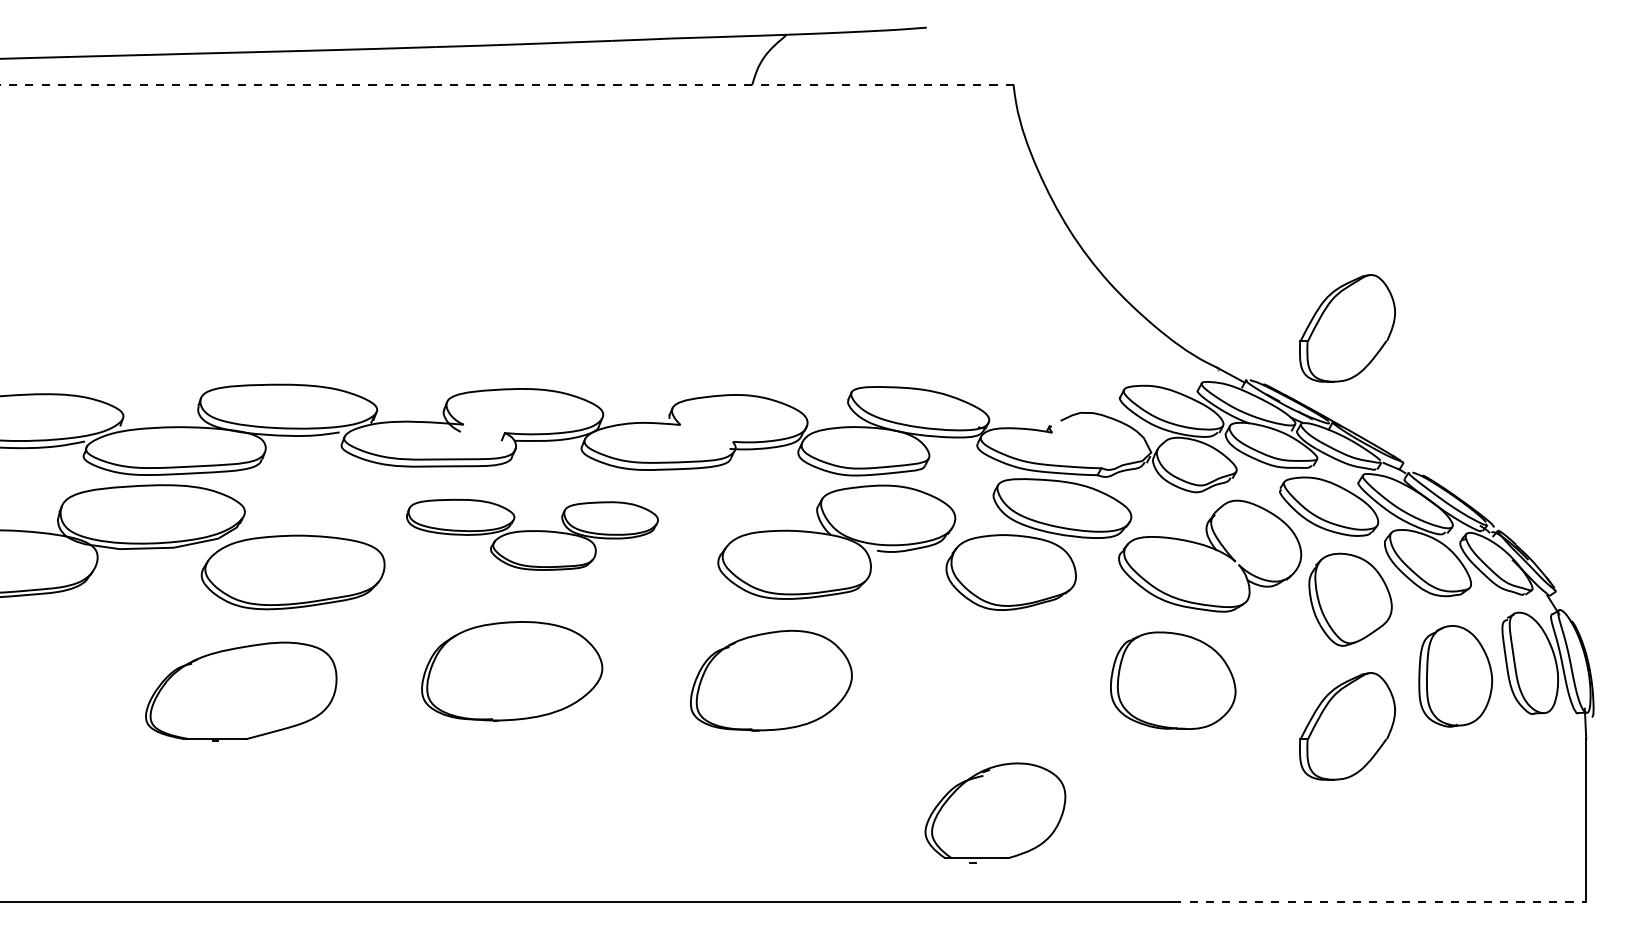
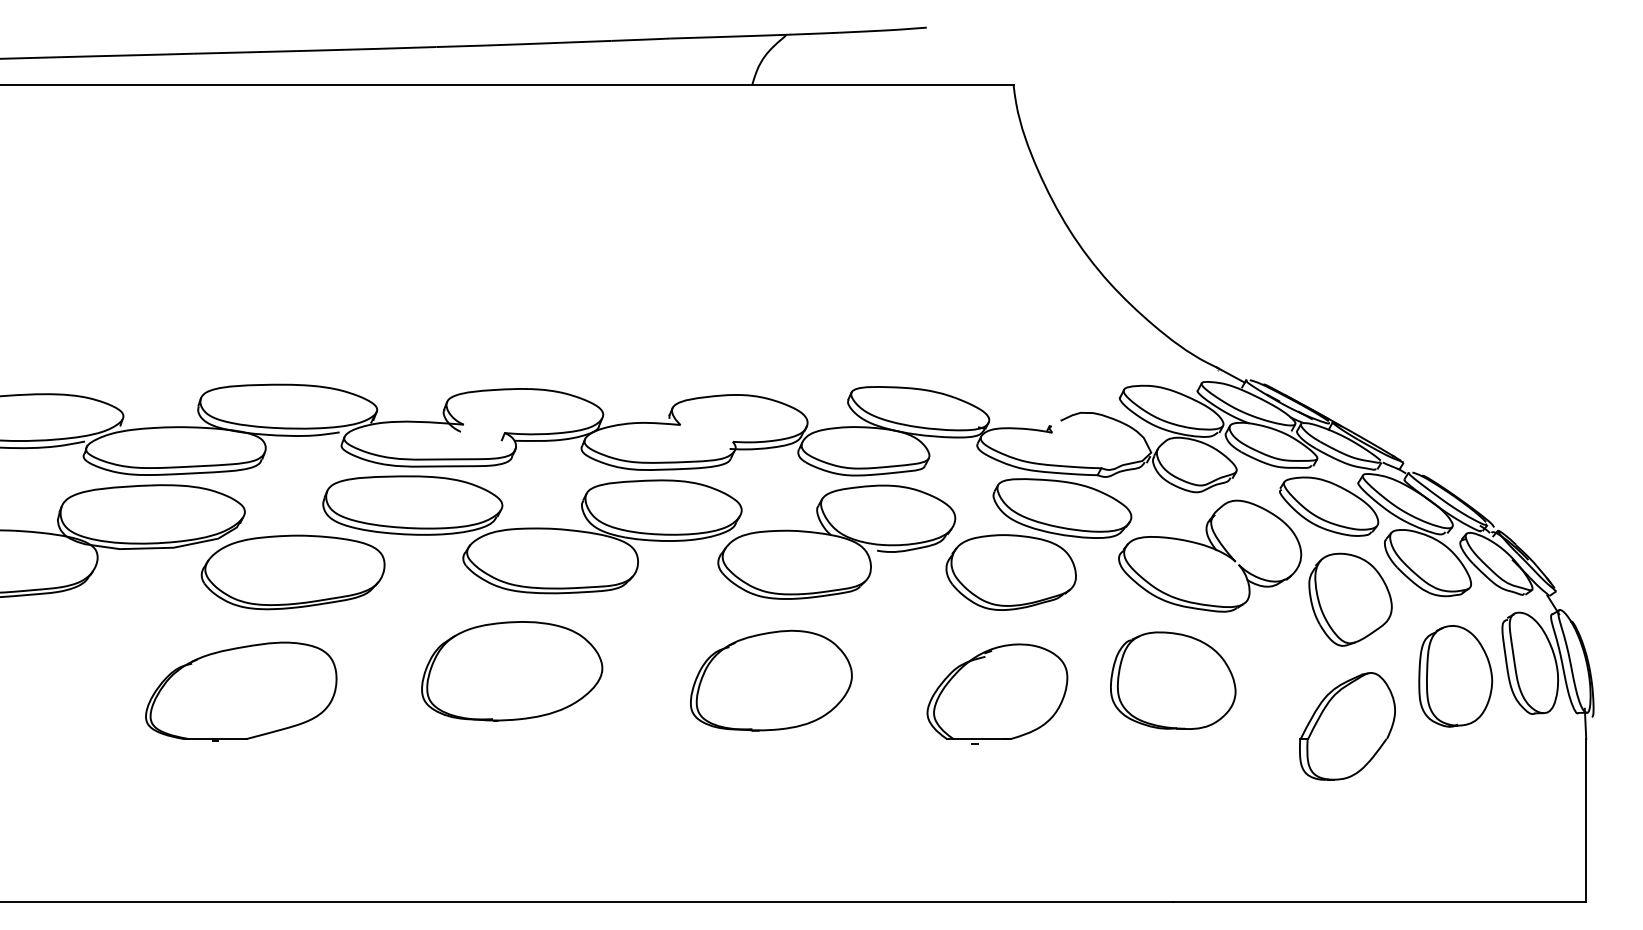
line: dashed -> solid (507, 85)
part: present -> none (1347, 328)
part size: 253x73 px -> 421x120 px (532, 534)
part position: (995, 812) -> (997, 693) (997, 693)
line: dashed -> solid (1380, 902)
